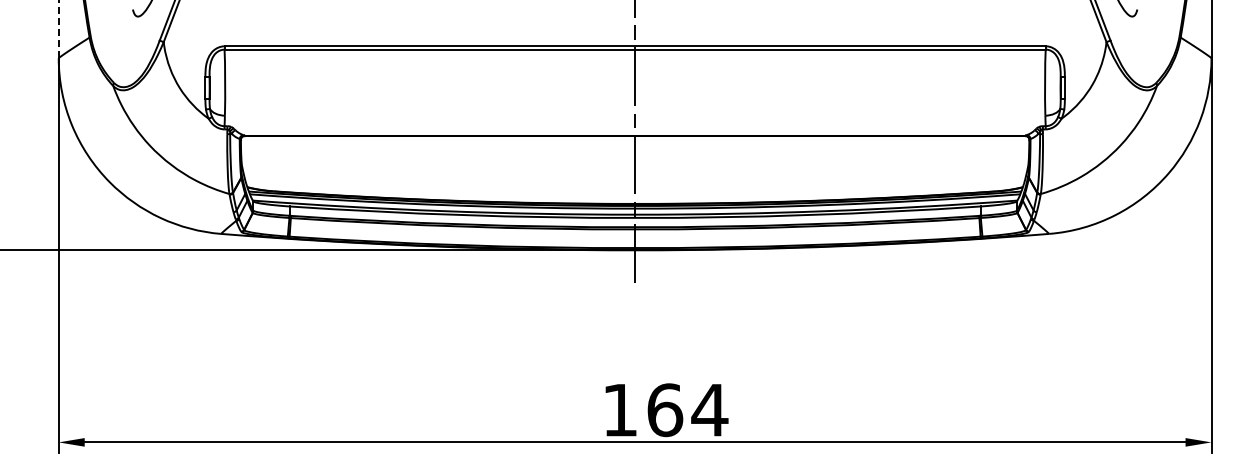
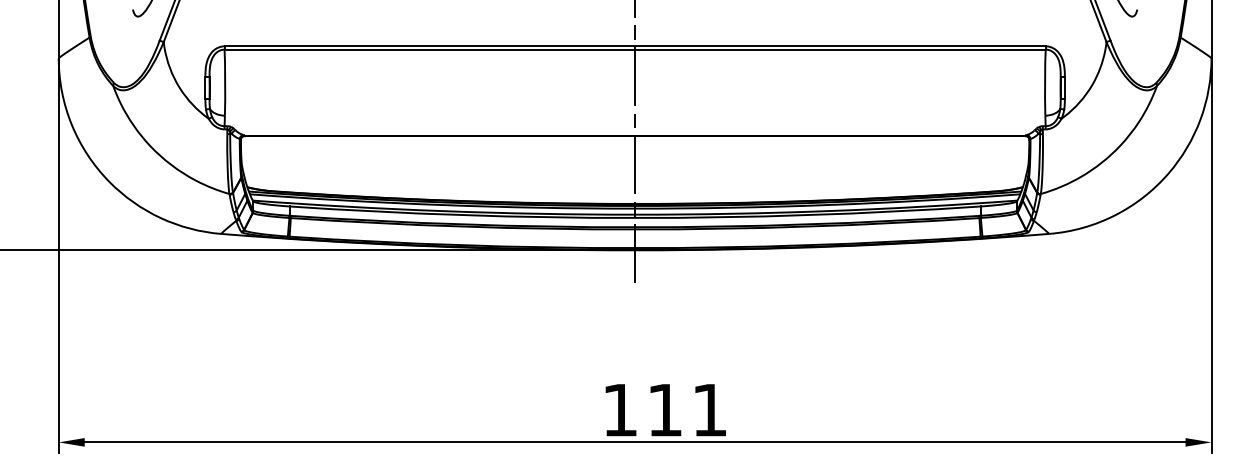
line: dashed -> solid (58, 29)
text: 164 -> 111 (687, 410)
